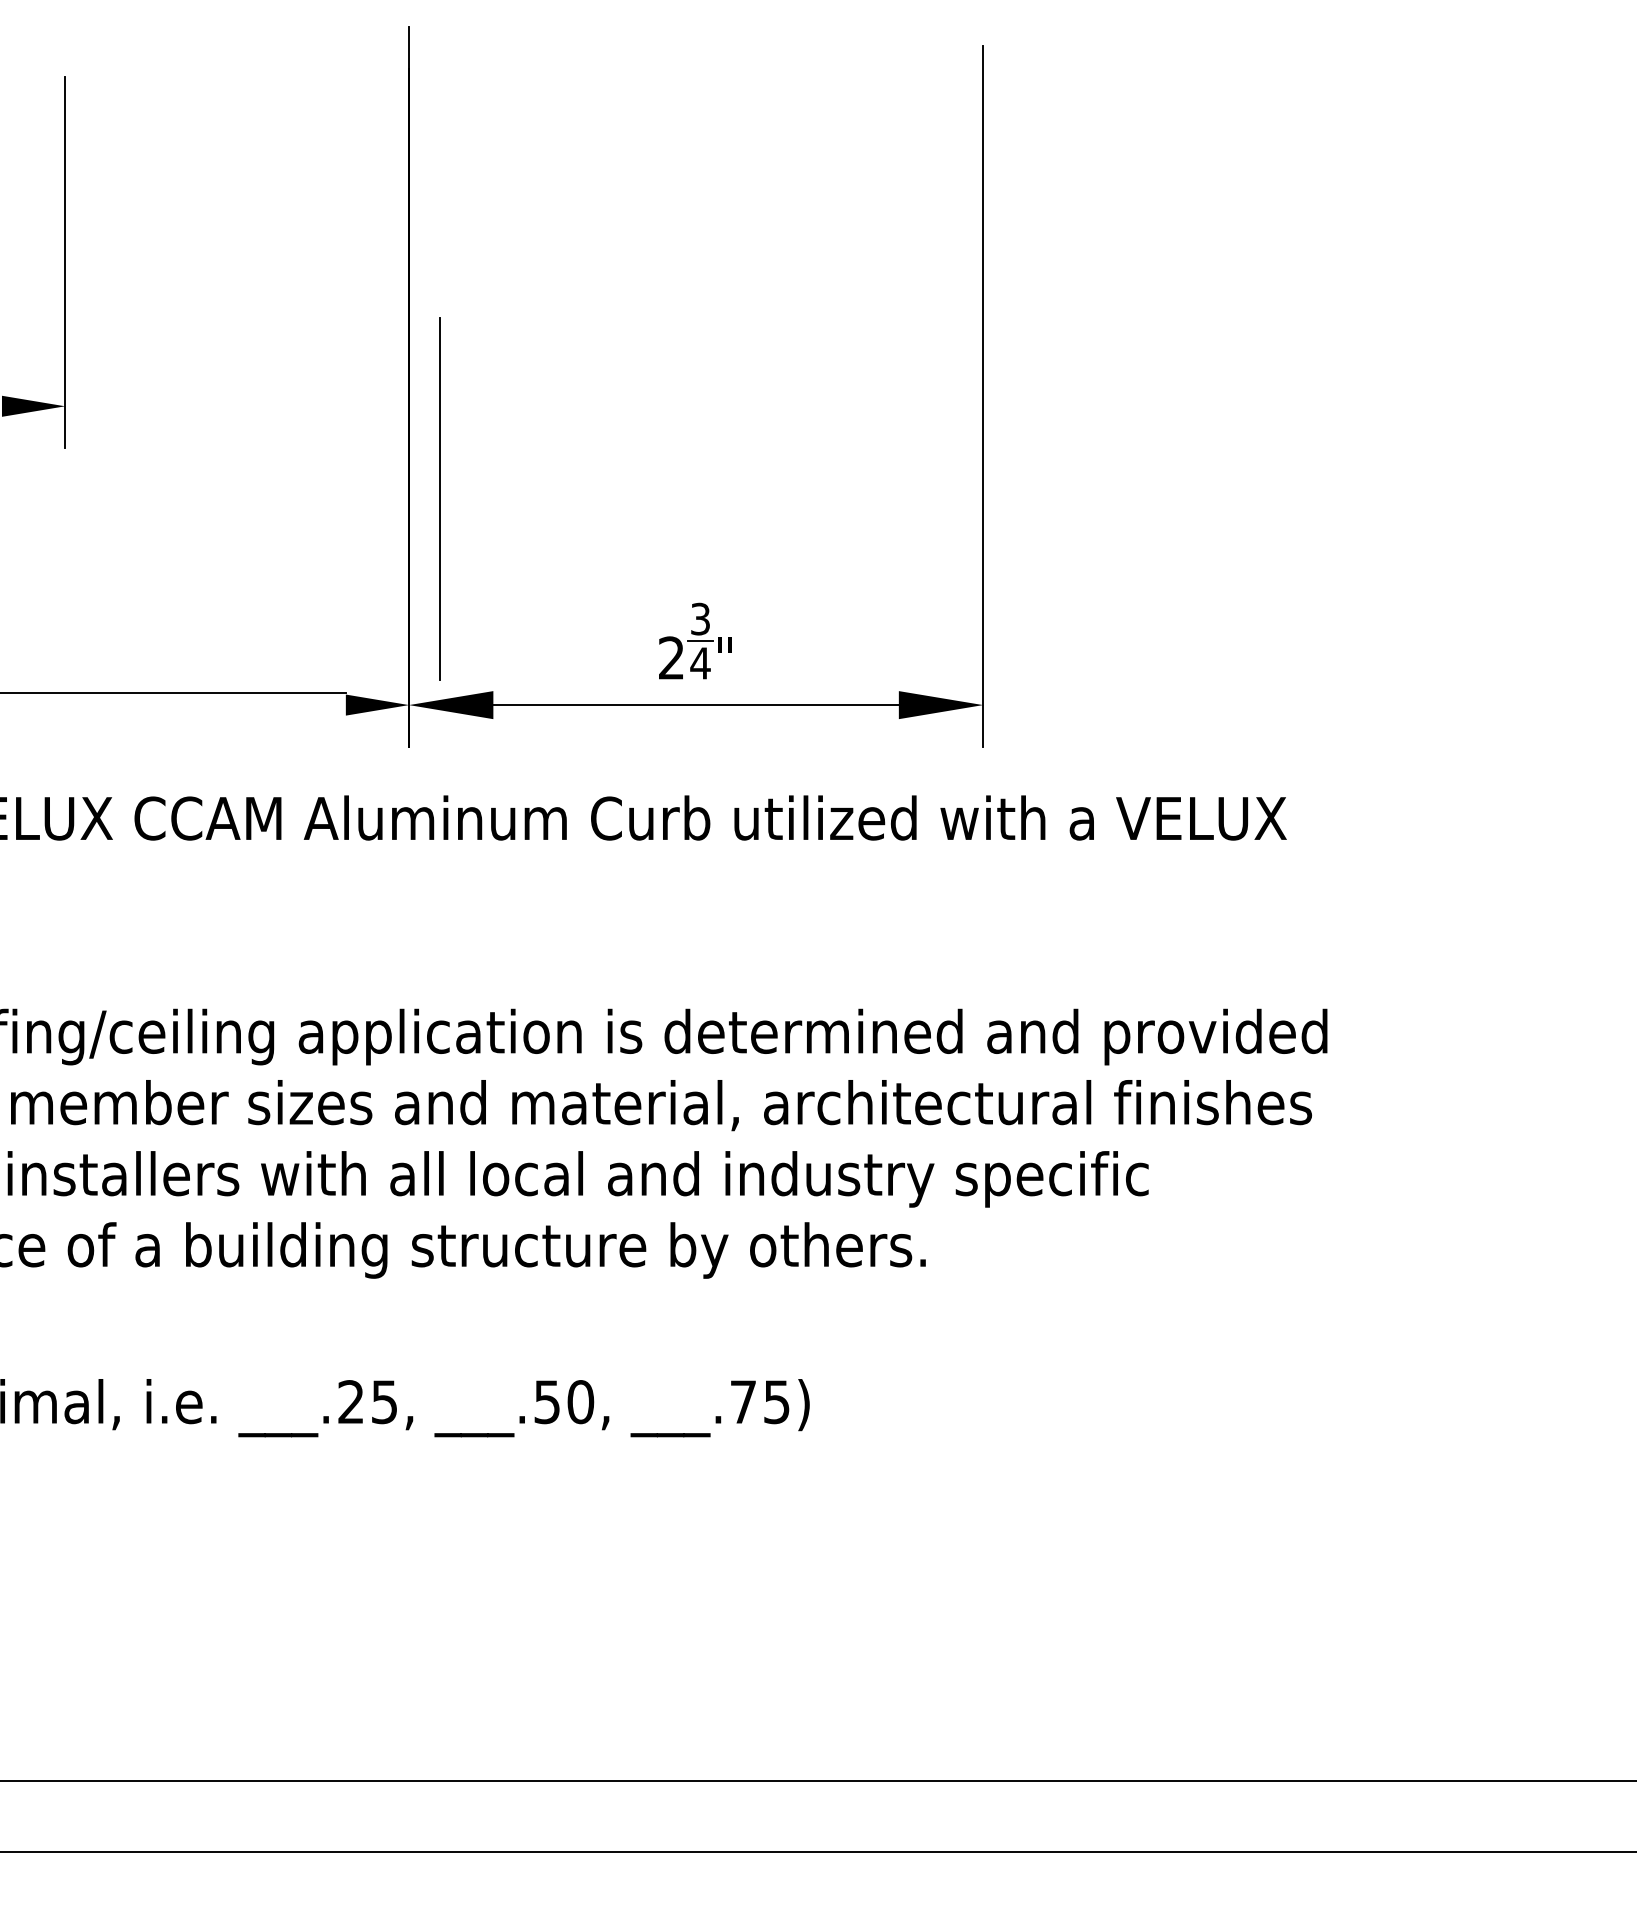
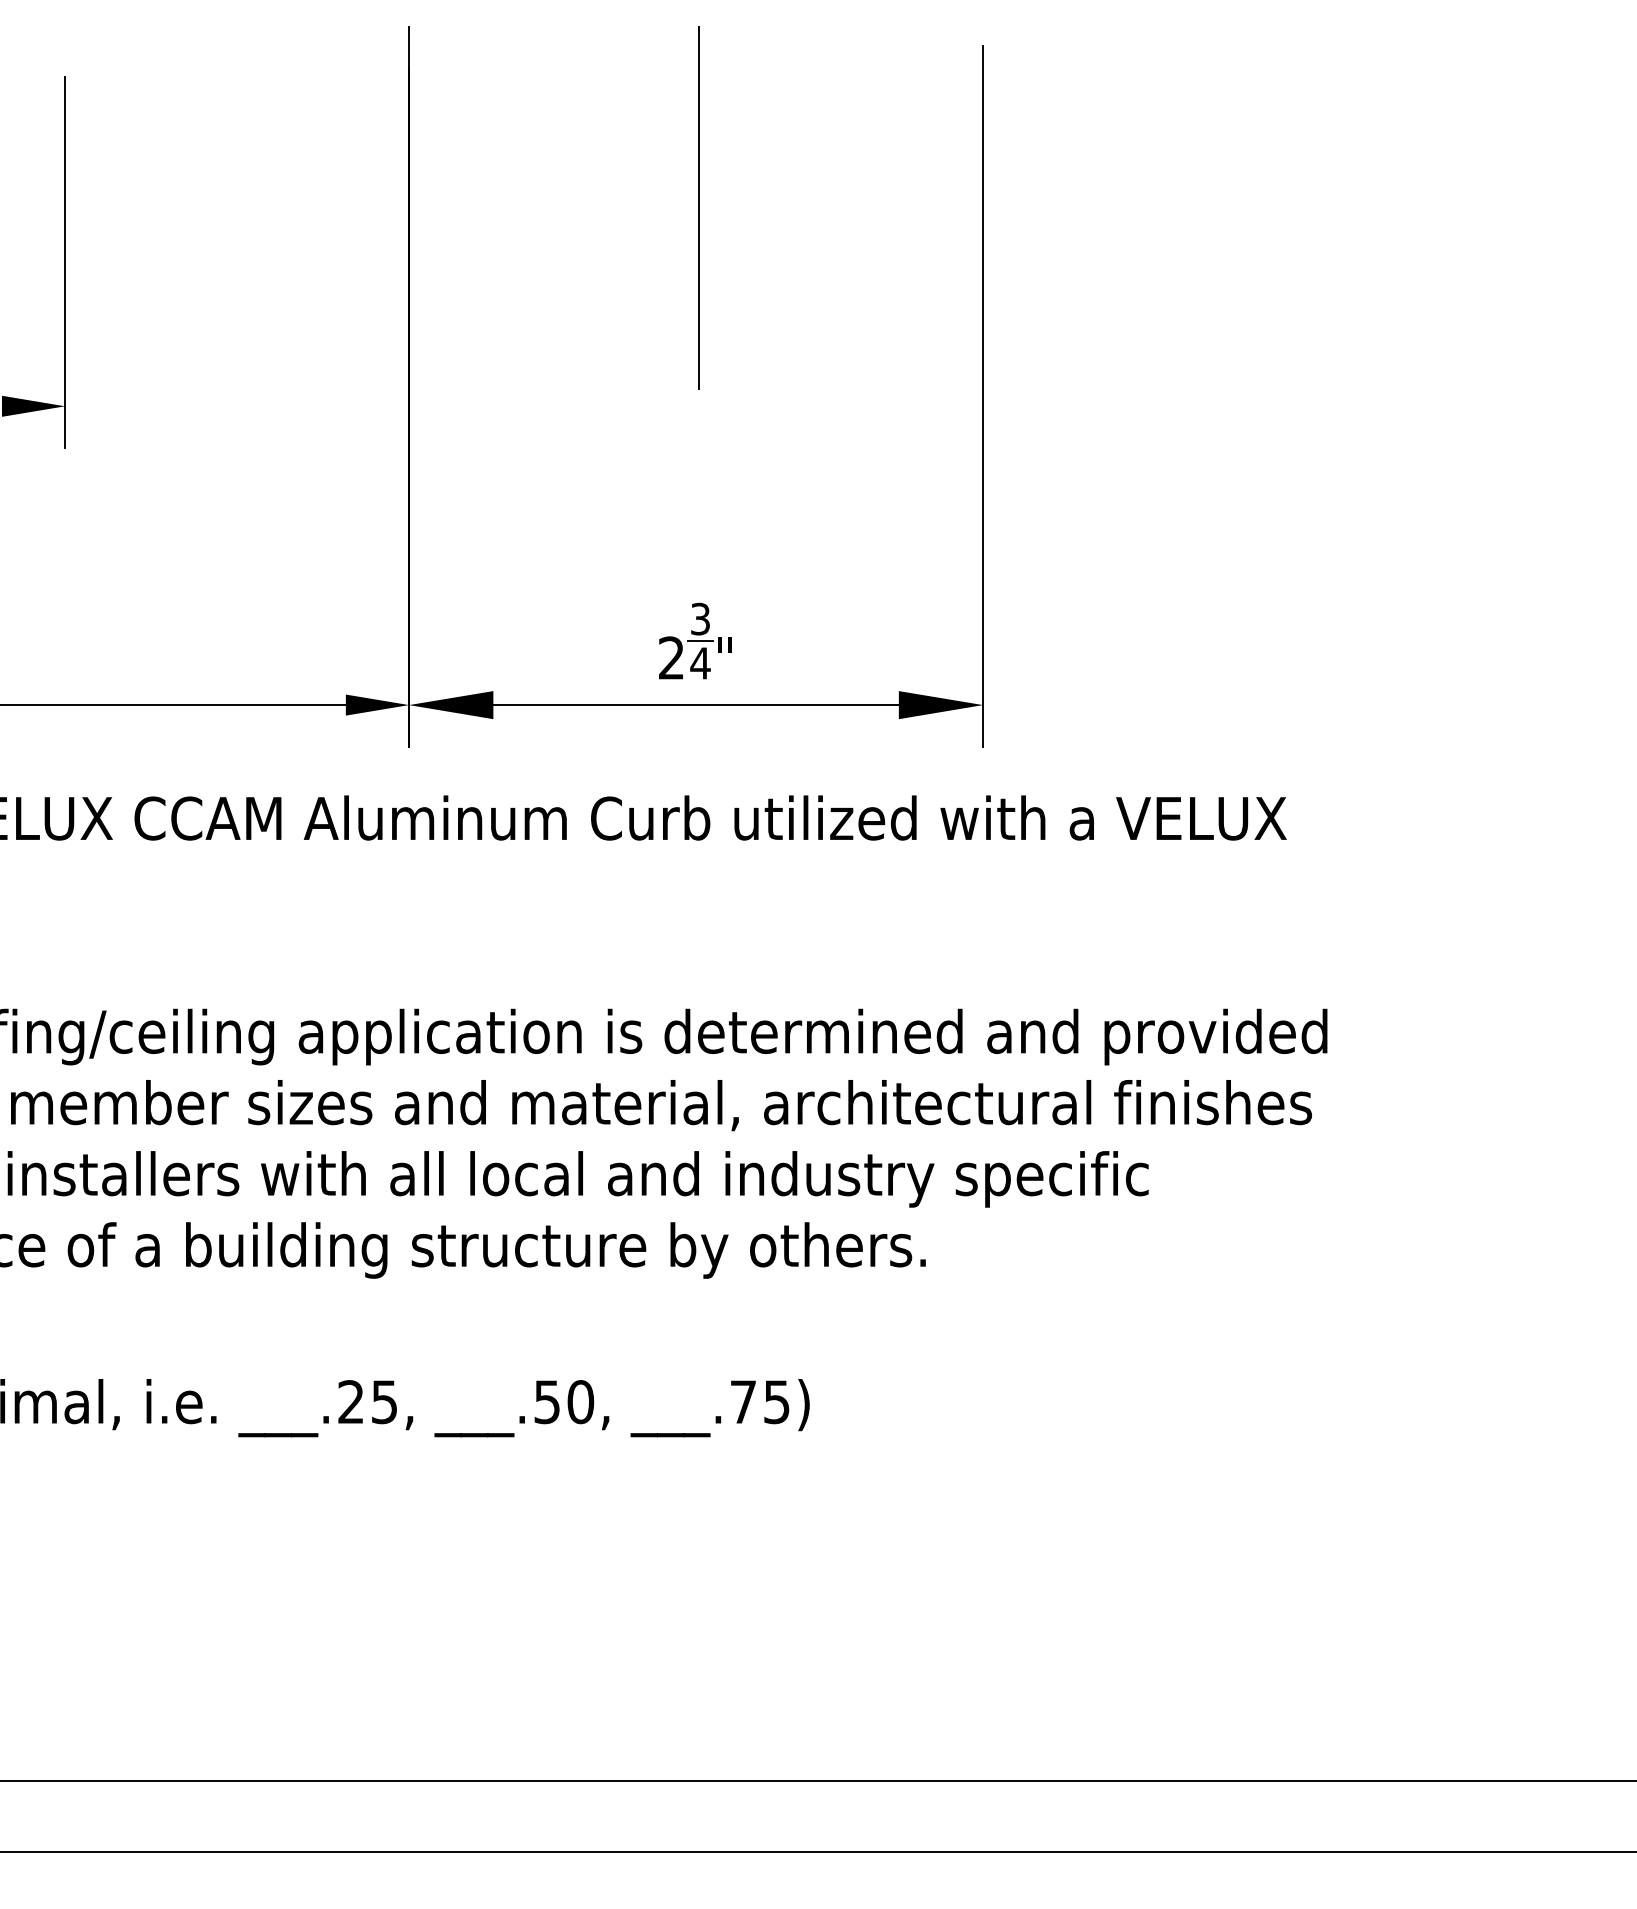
line position: (439, 498) -> (698, 207) (698, 207)
line position: (173, 693) -> (173, 705) (173, 705)
